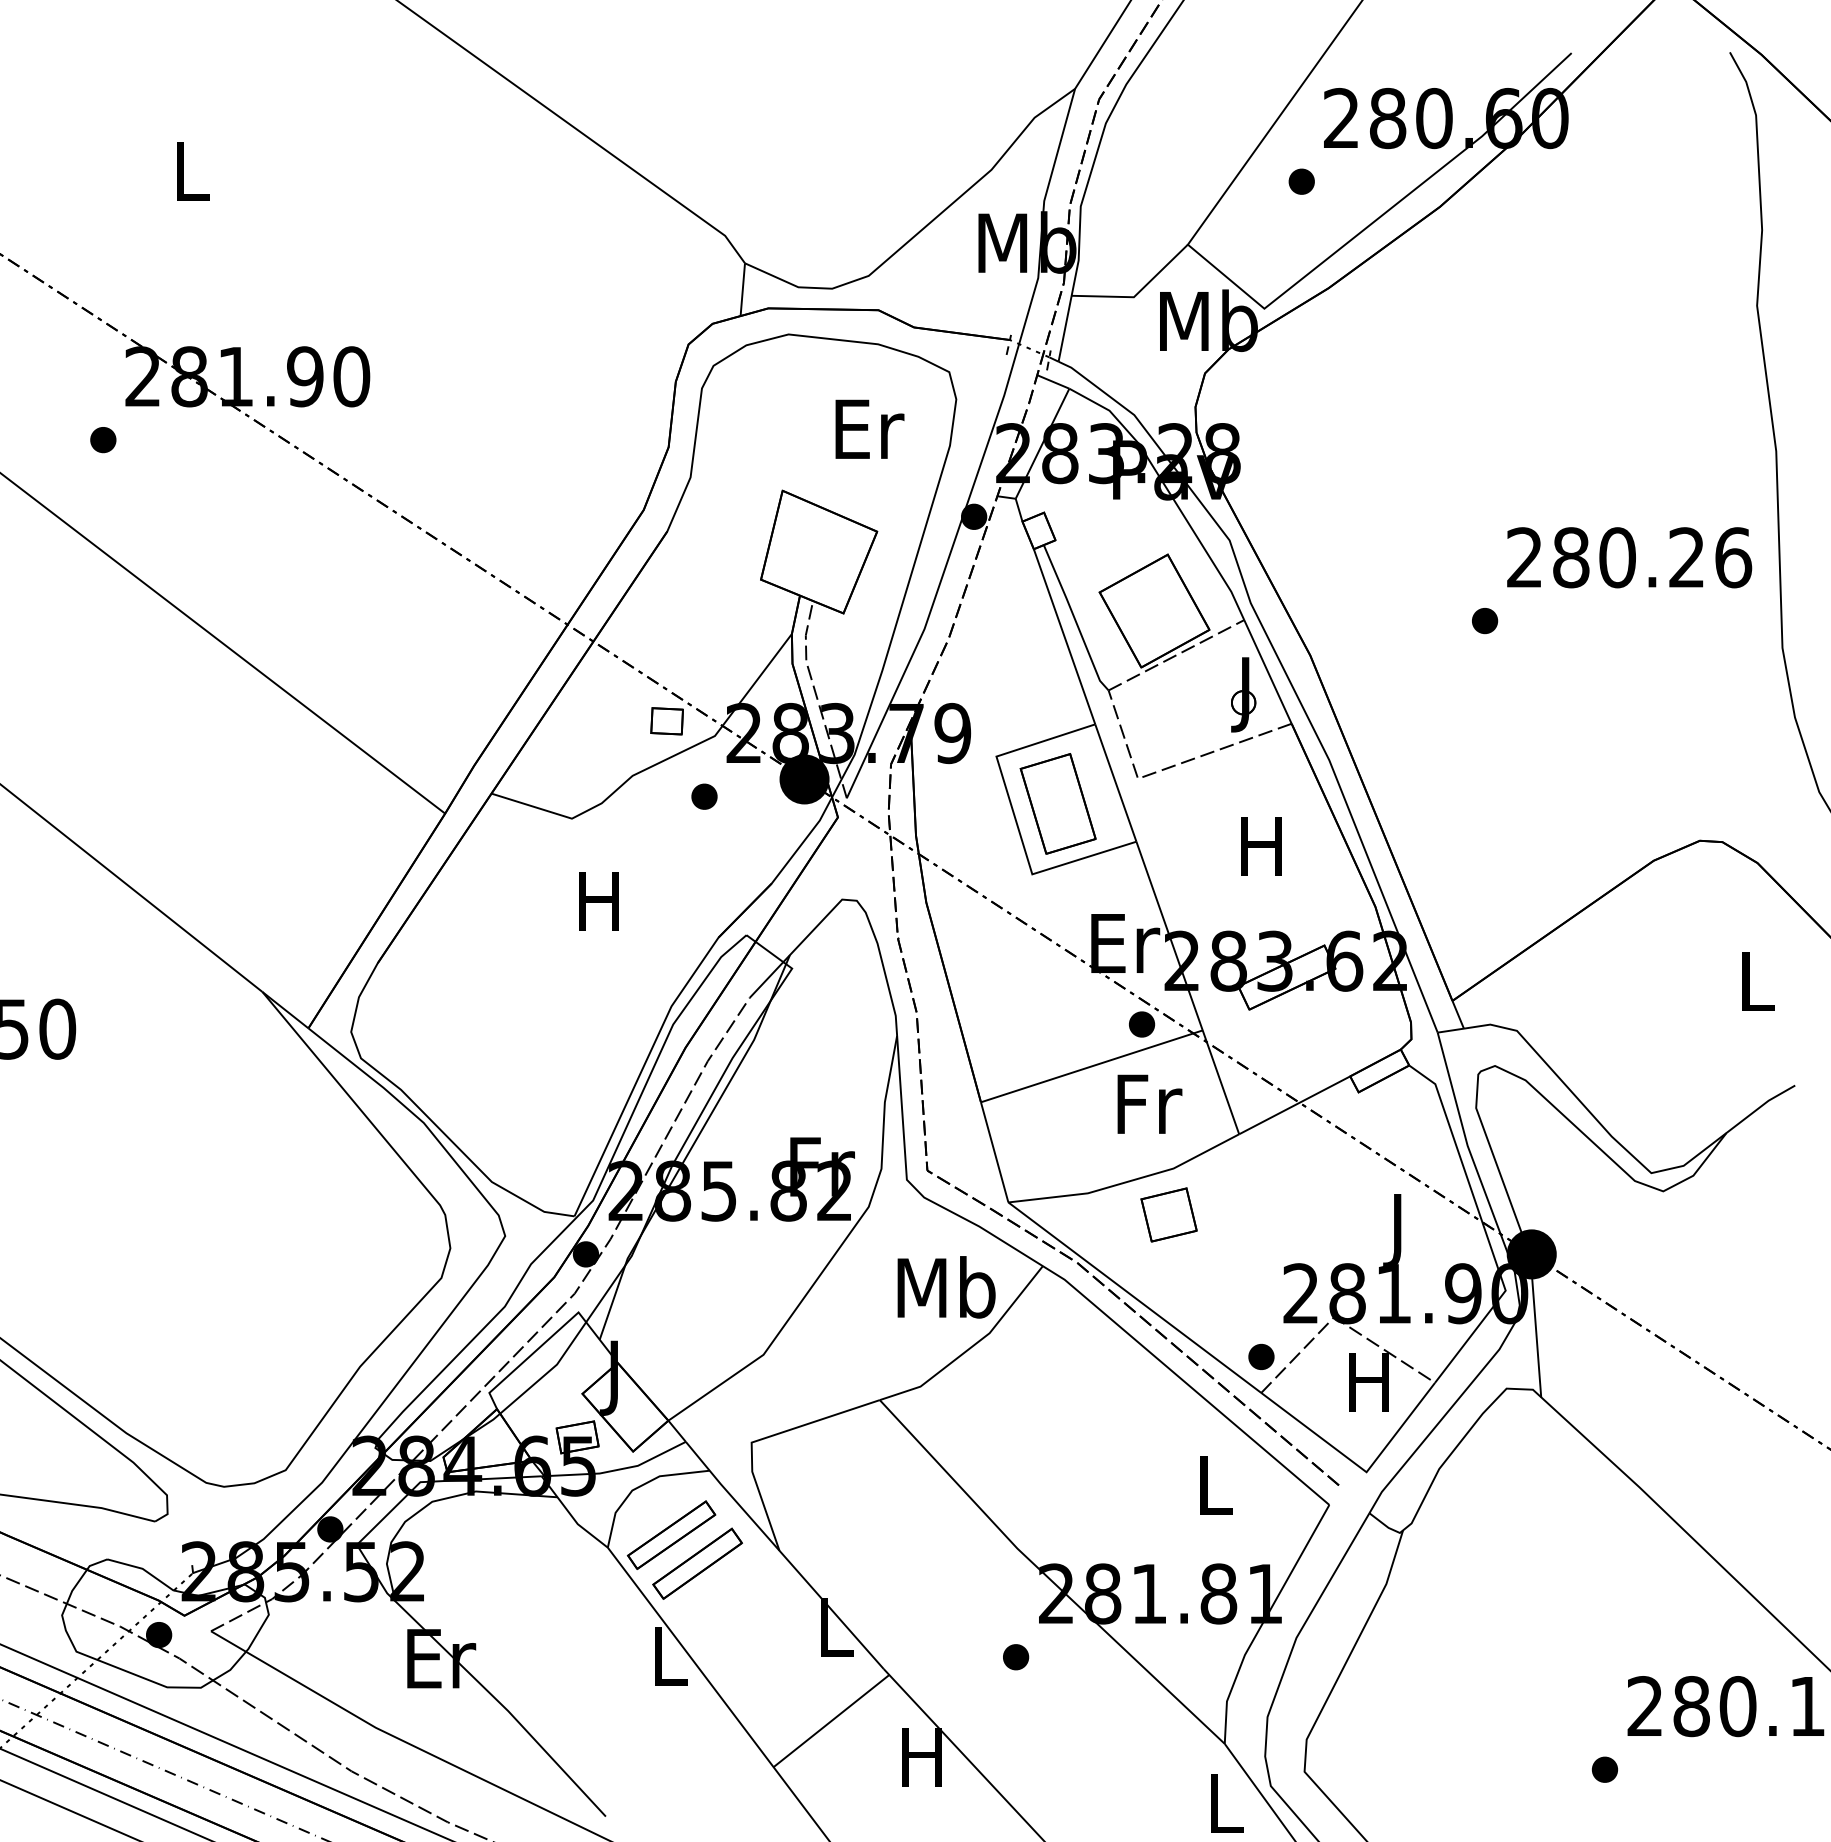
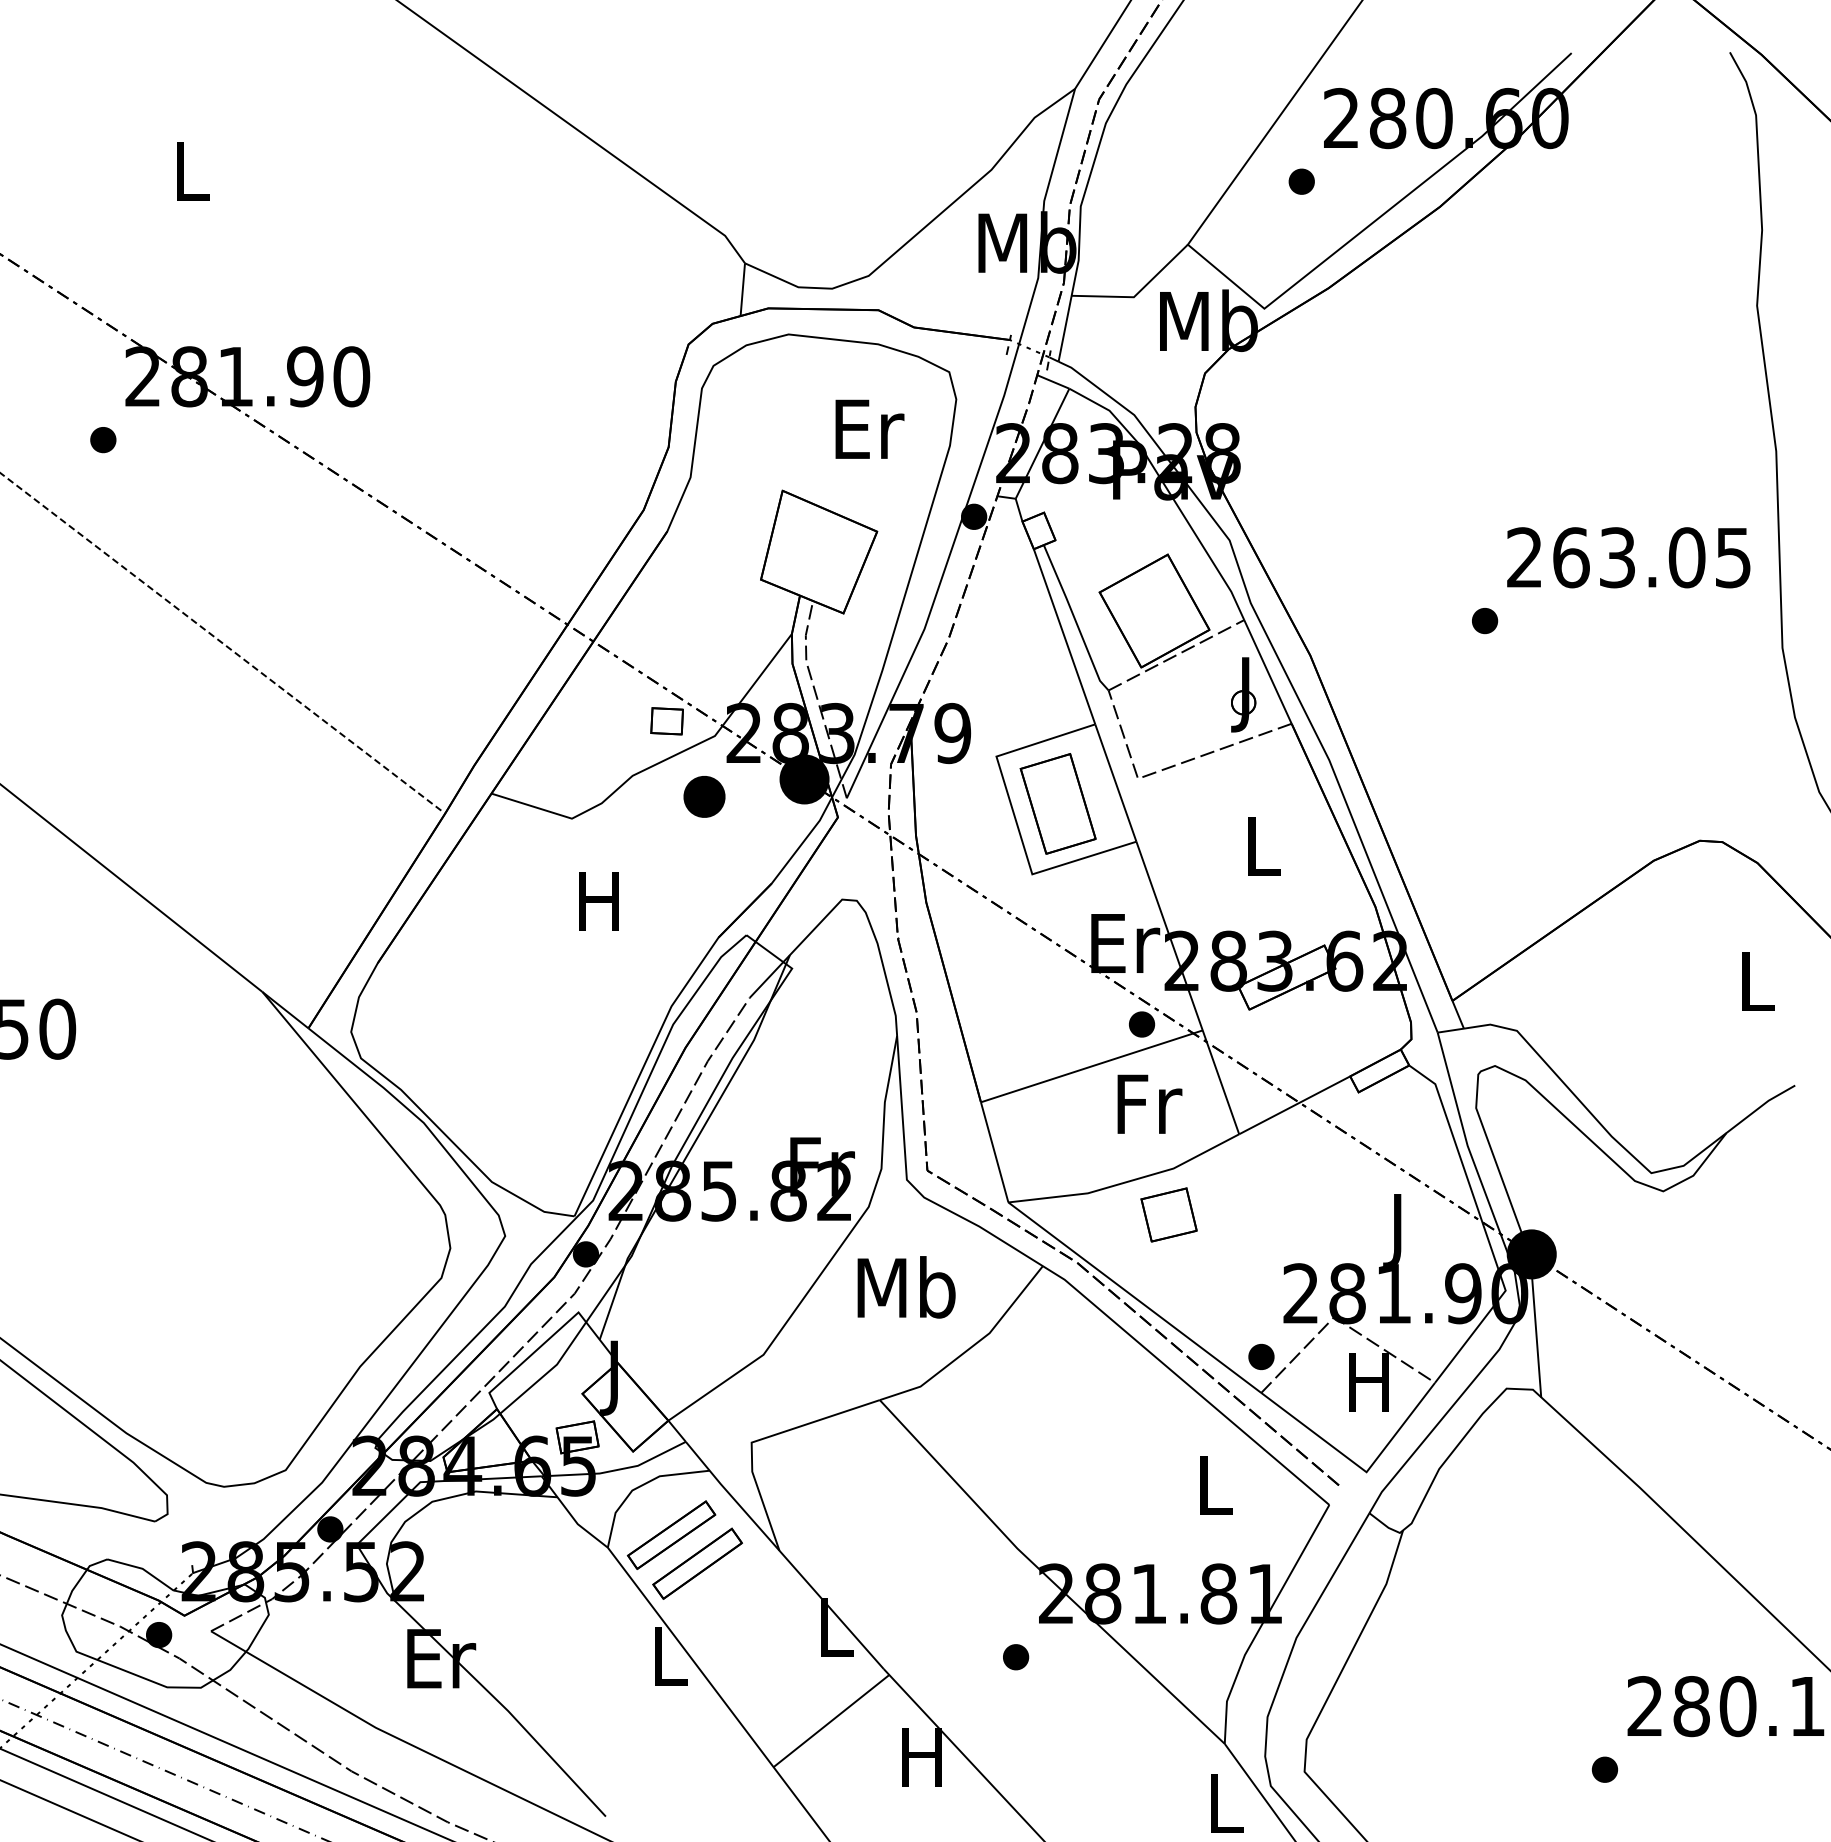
text: 280.26 -> 263.05 (1652, 557)
line: solid -> dashed (222, 643)
part size: 27x27 px -> 43x42 px (704, 796)
text: H -> L (1261, 846)
text position: (946, 1287) -> (906, 1287) (906, 1287)
